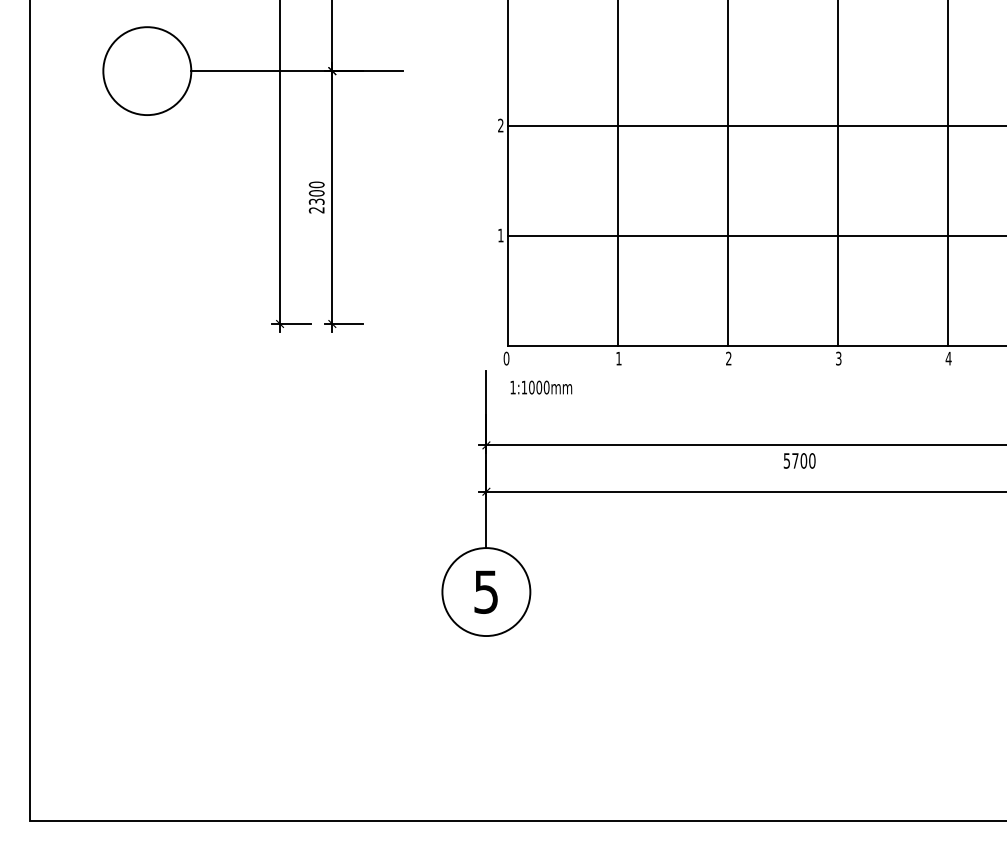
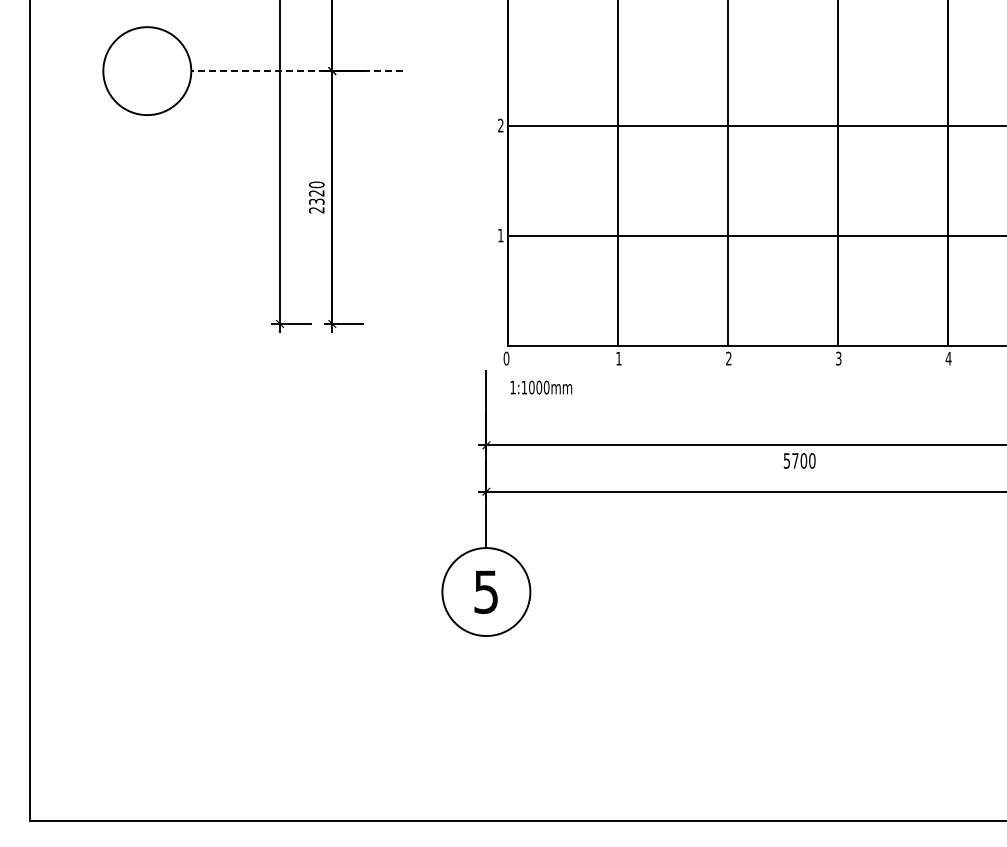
line: solid -> dashed (297, 71)
text: 2300 -> 2320 (316, 193)
